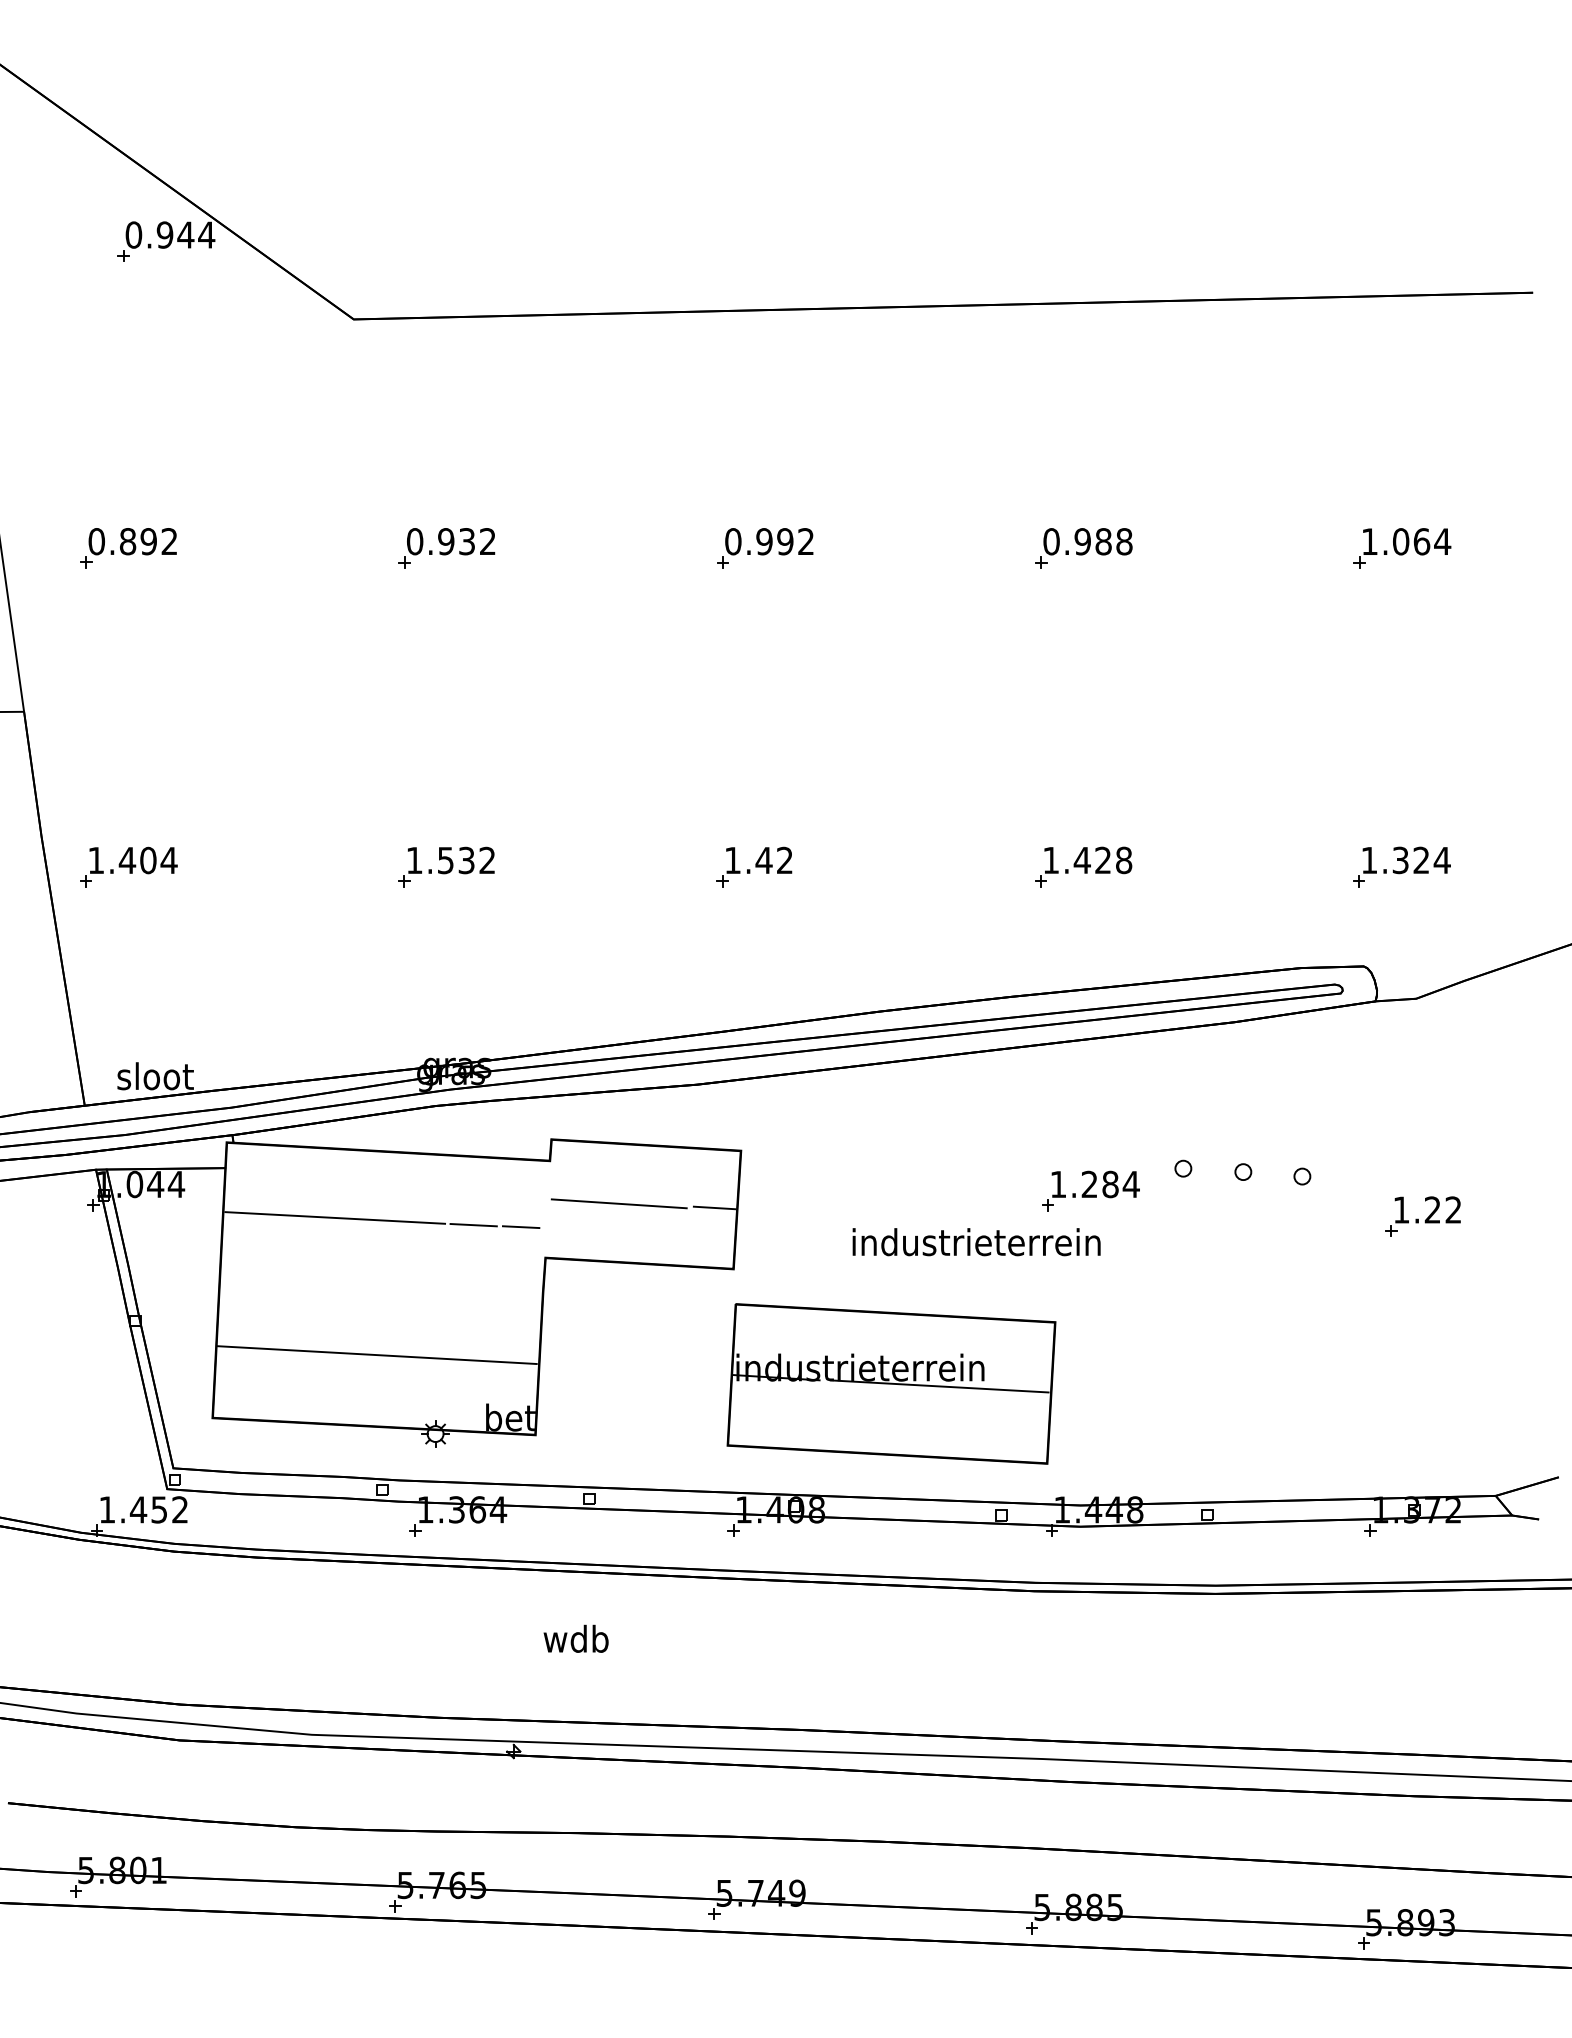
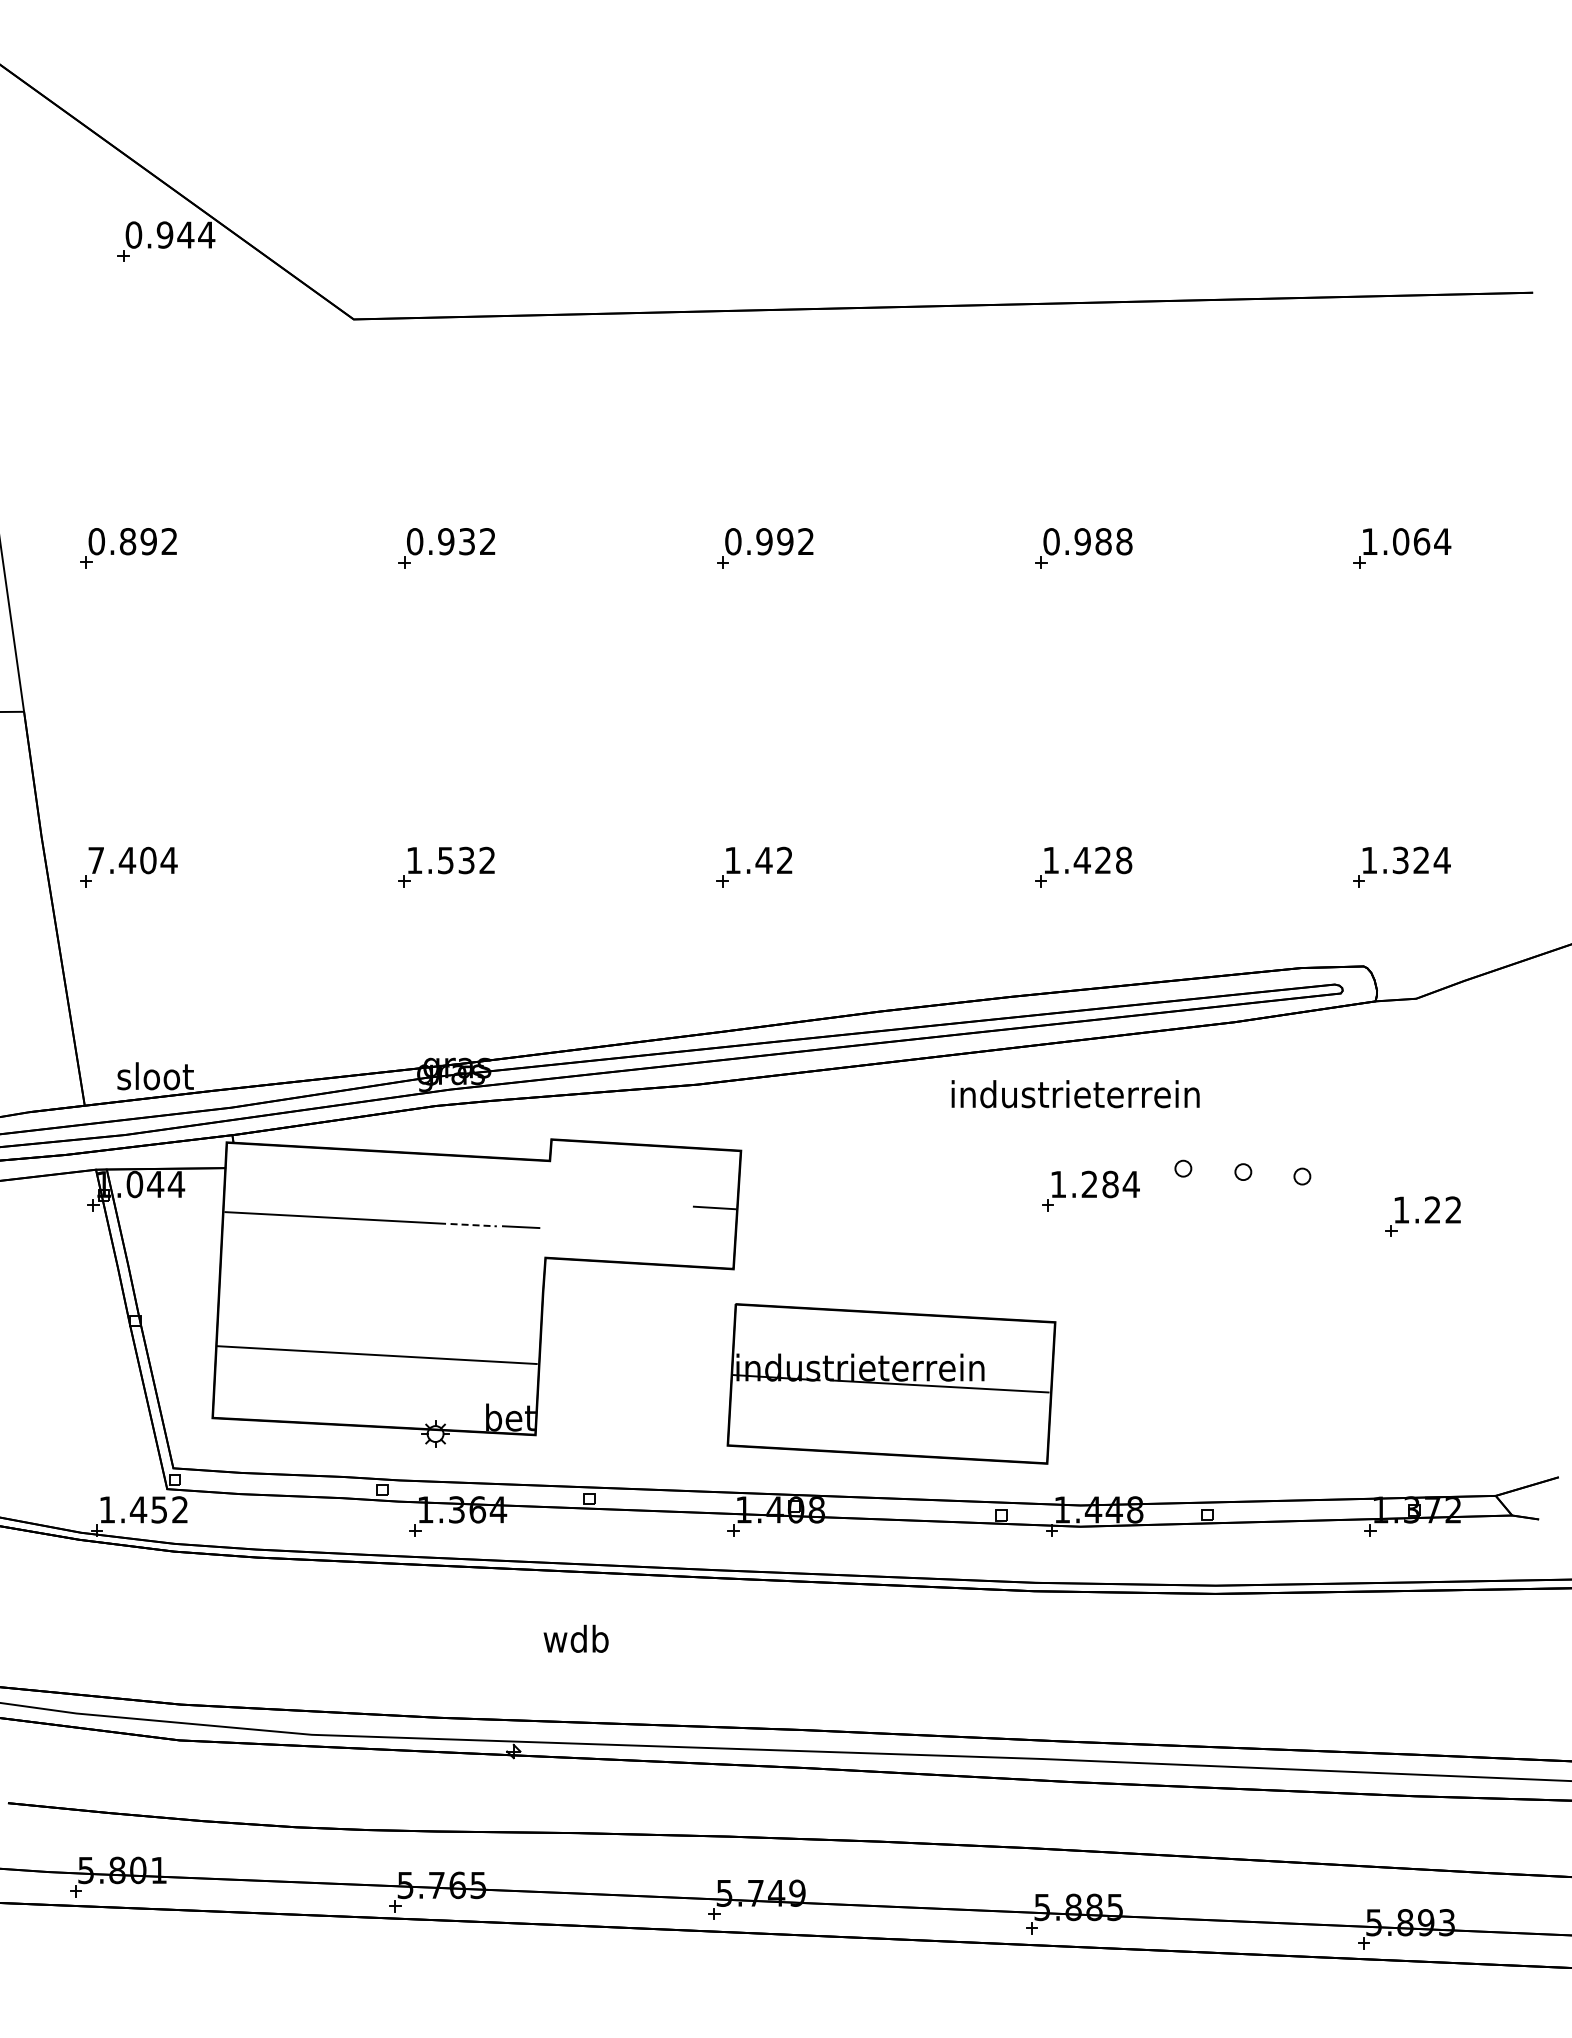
text: 1.404 -> 7.404 (95, 860)
line: present -> none (618, 1203)
line: solid -> dashed (474, 1225)
text position: (976, 1242) -> (1075, 1094) (1075, 1094)
